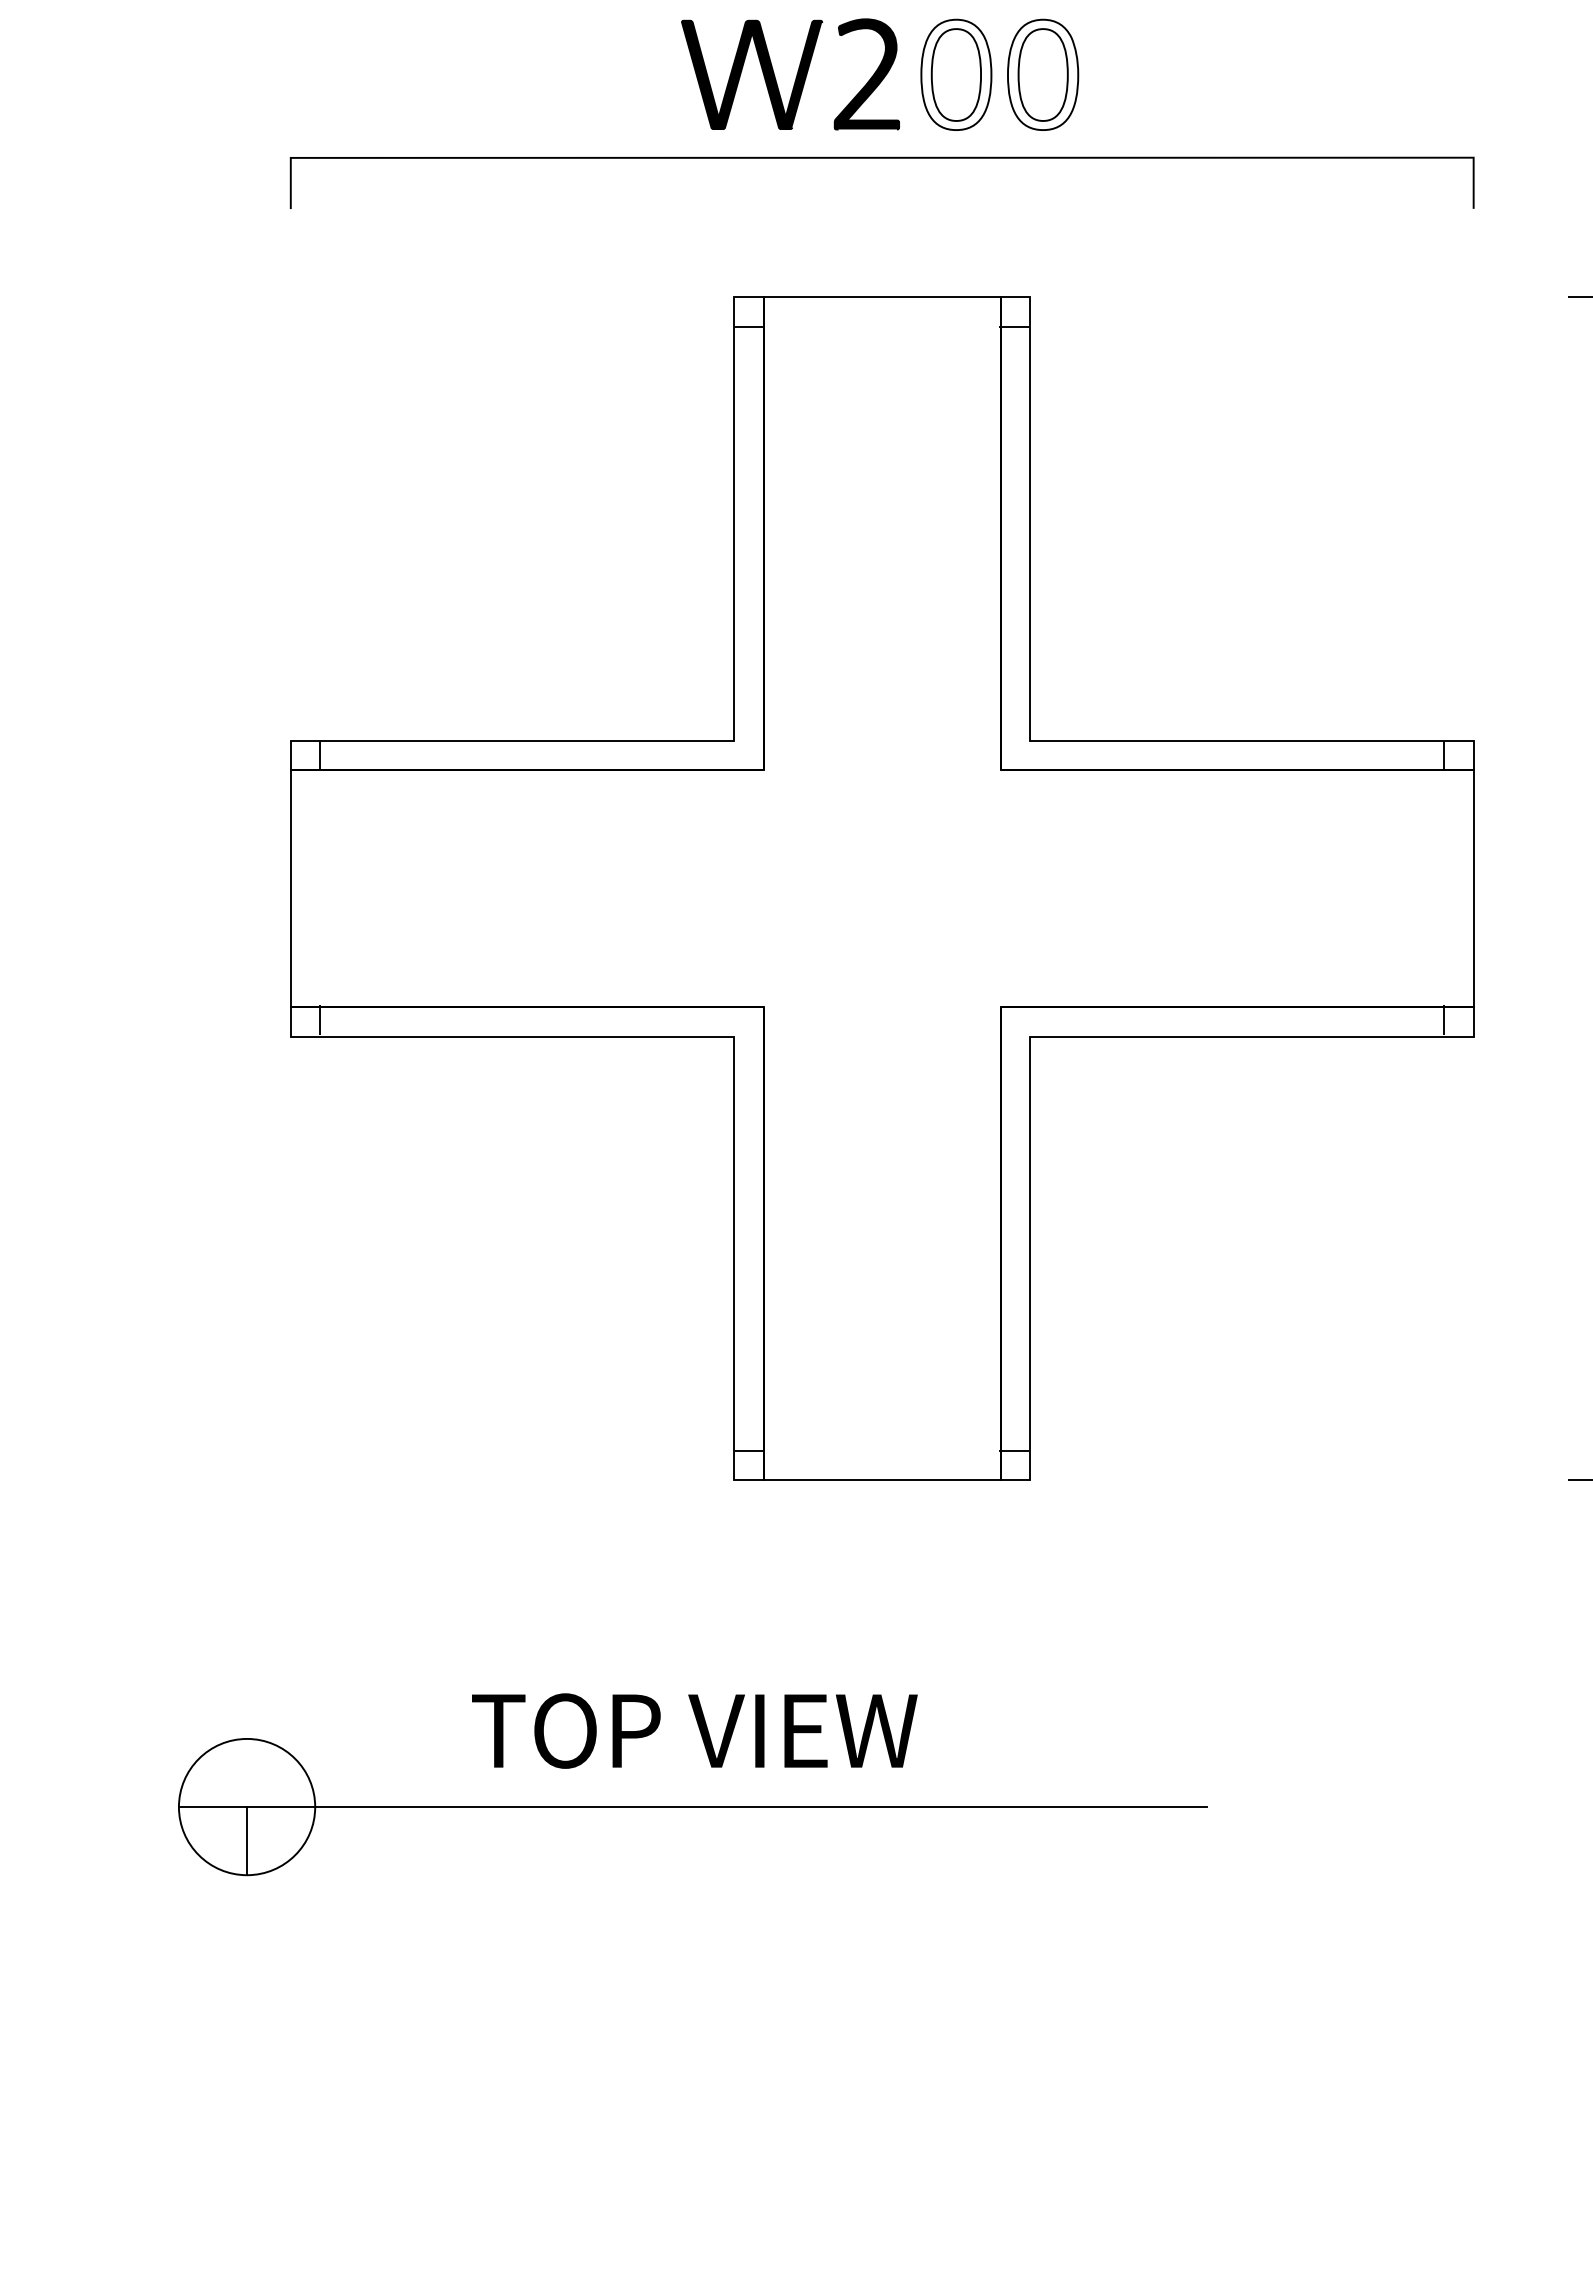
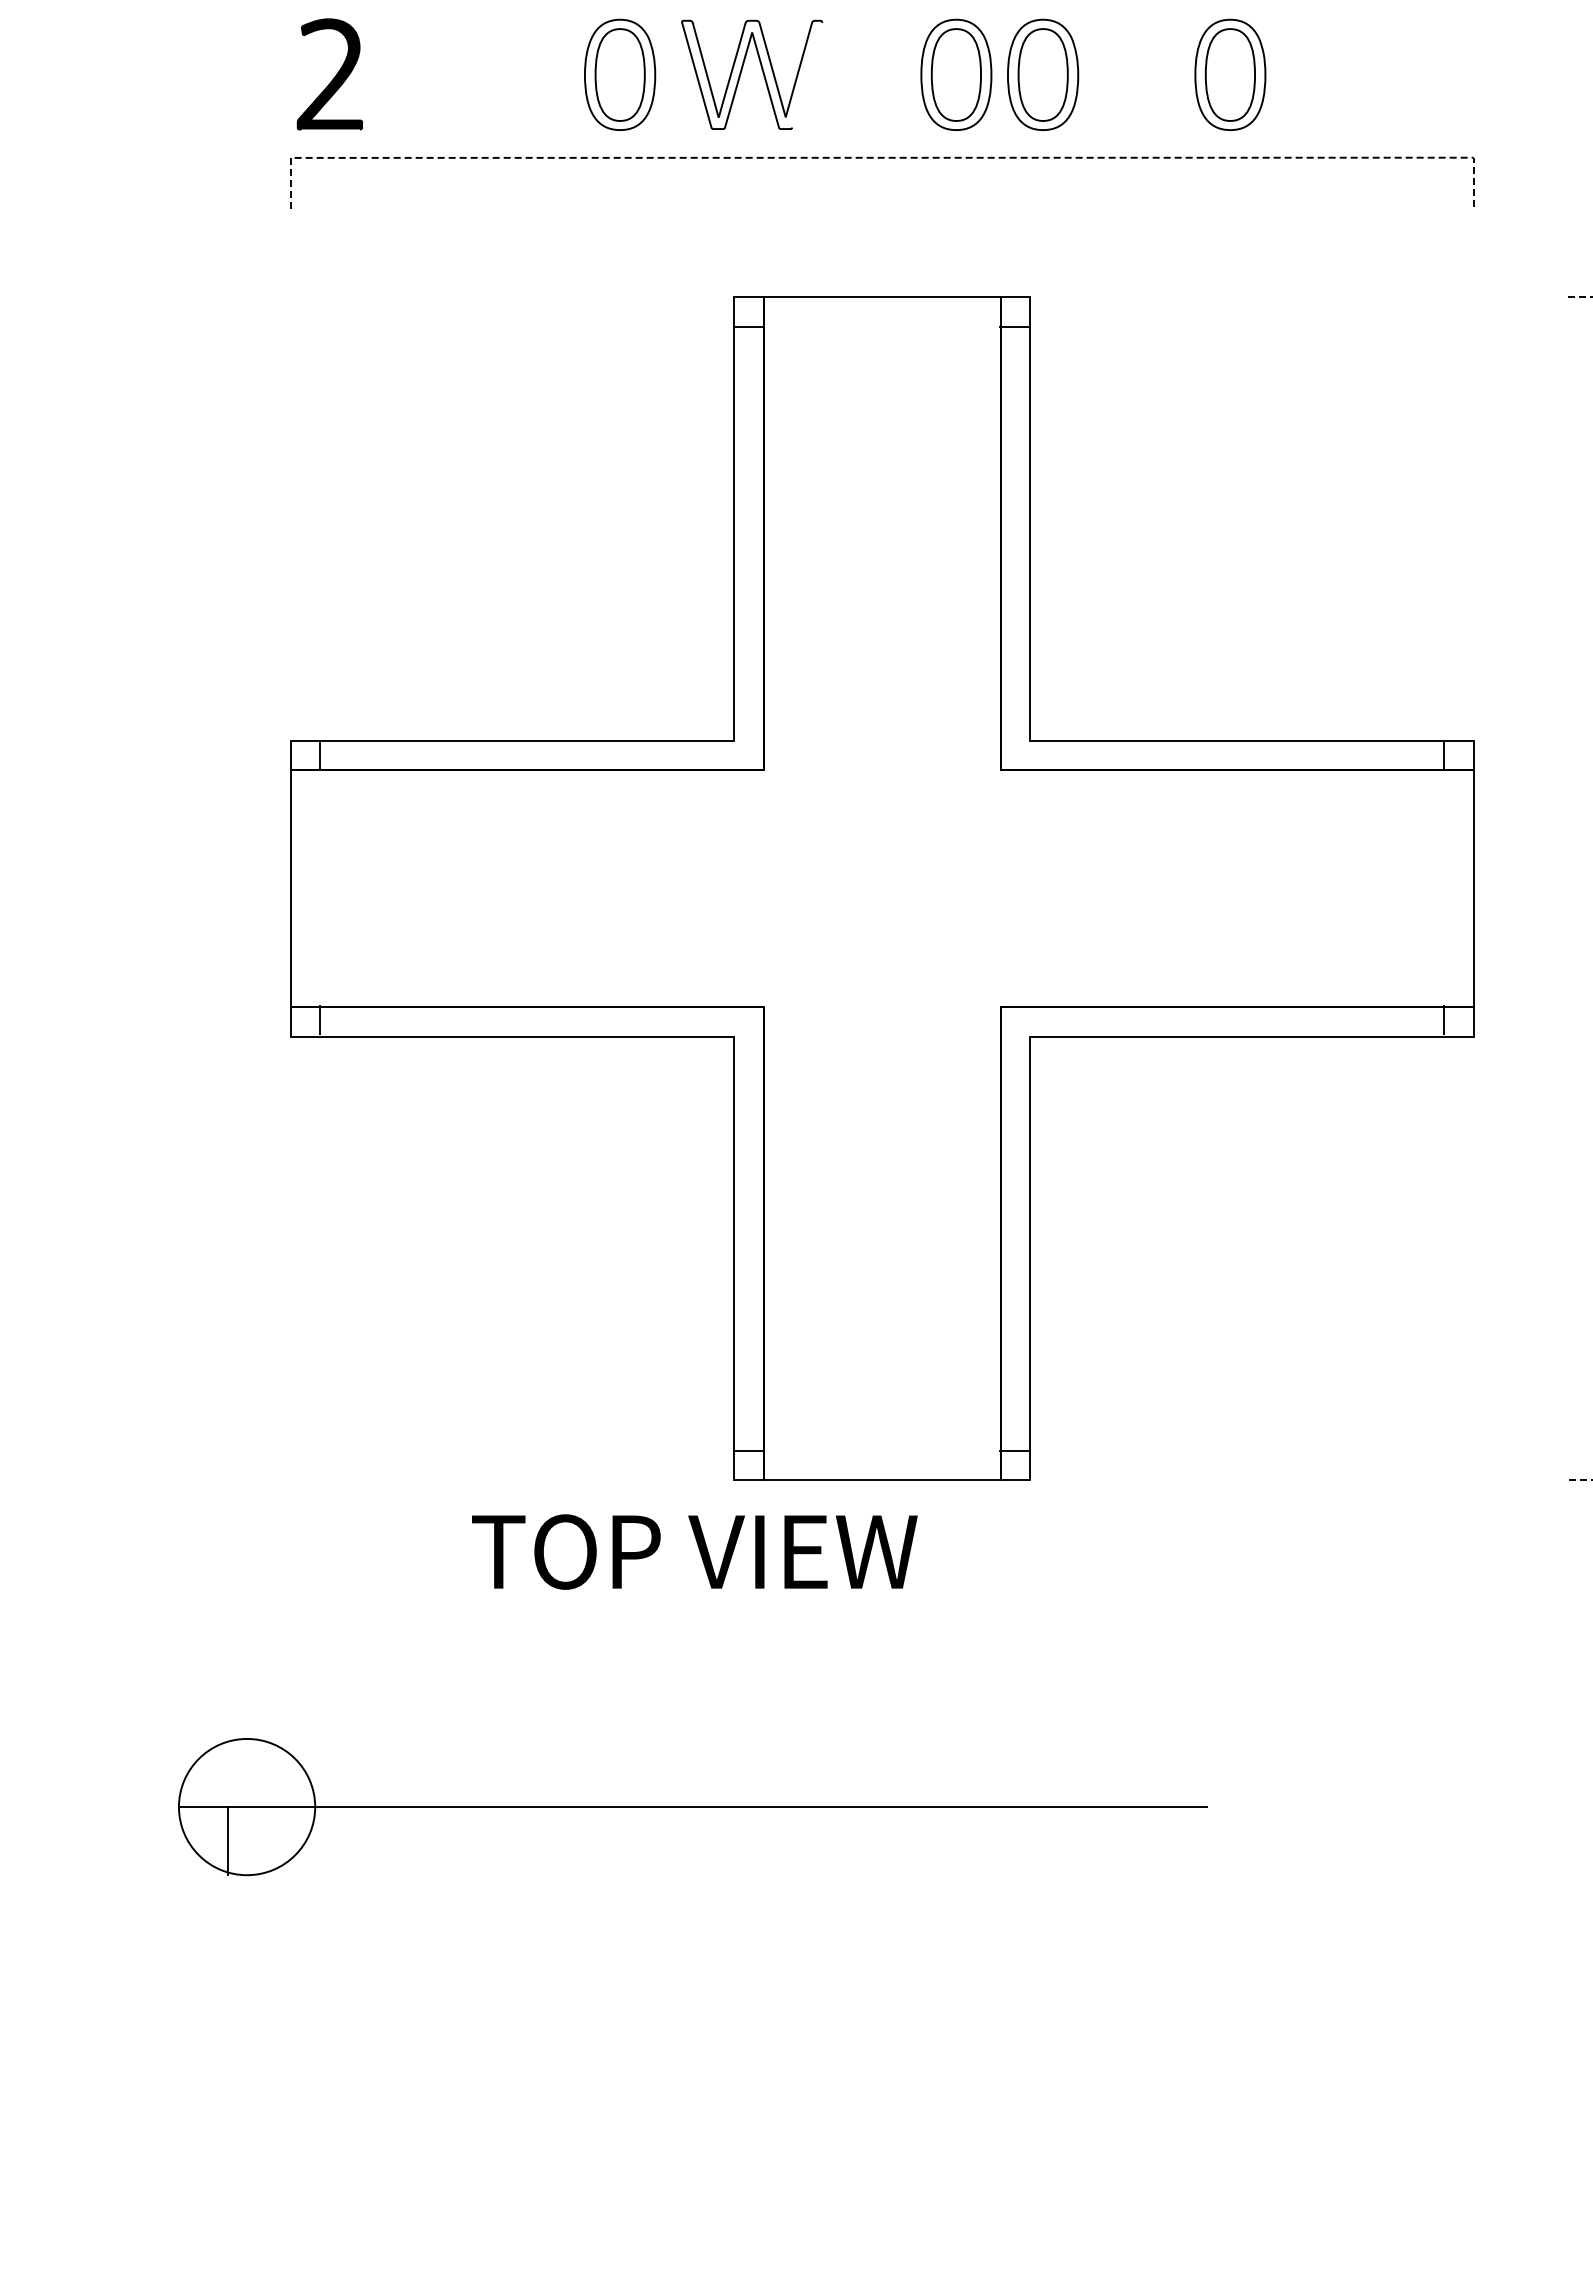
part: none -> present (620, 74)
fill: present -> none (752, 74)
part position: (866, 74) -> (329, 74) (329, 74)
part: none -> present (1230, 74)
line: solid -> dashed (882, 157)
line: solid -> dashed (1592, 1480)
text position: (694, 1730) -> (694, 1551) (694, 1551)
line position: (247, 1841) -> (228, 1841) (228, 1841)
